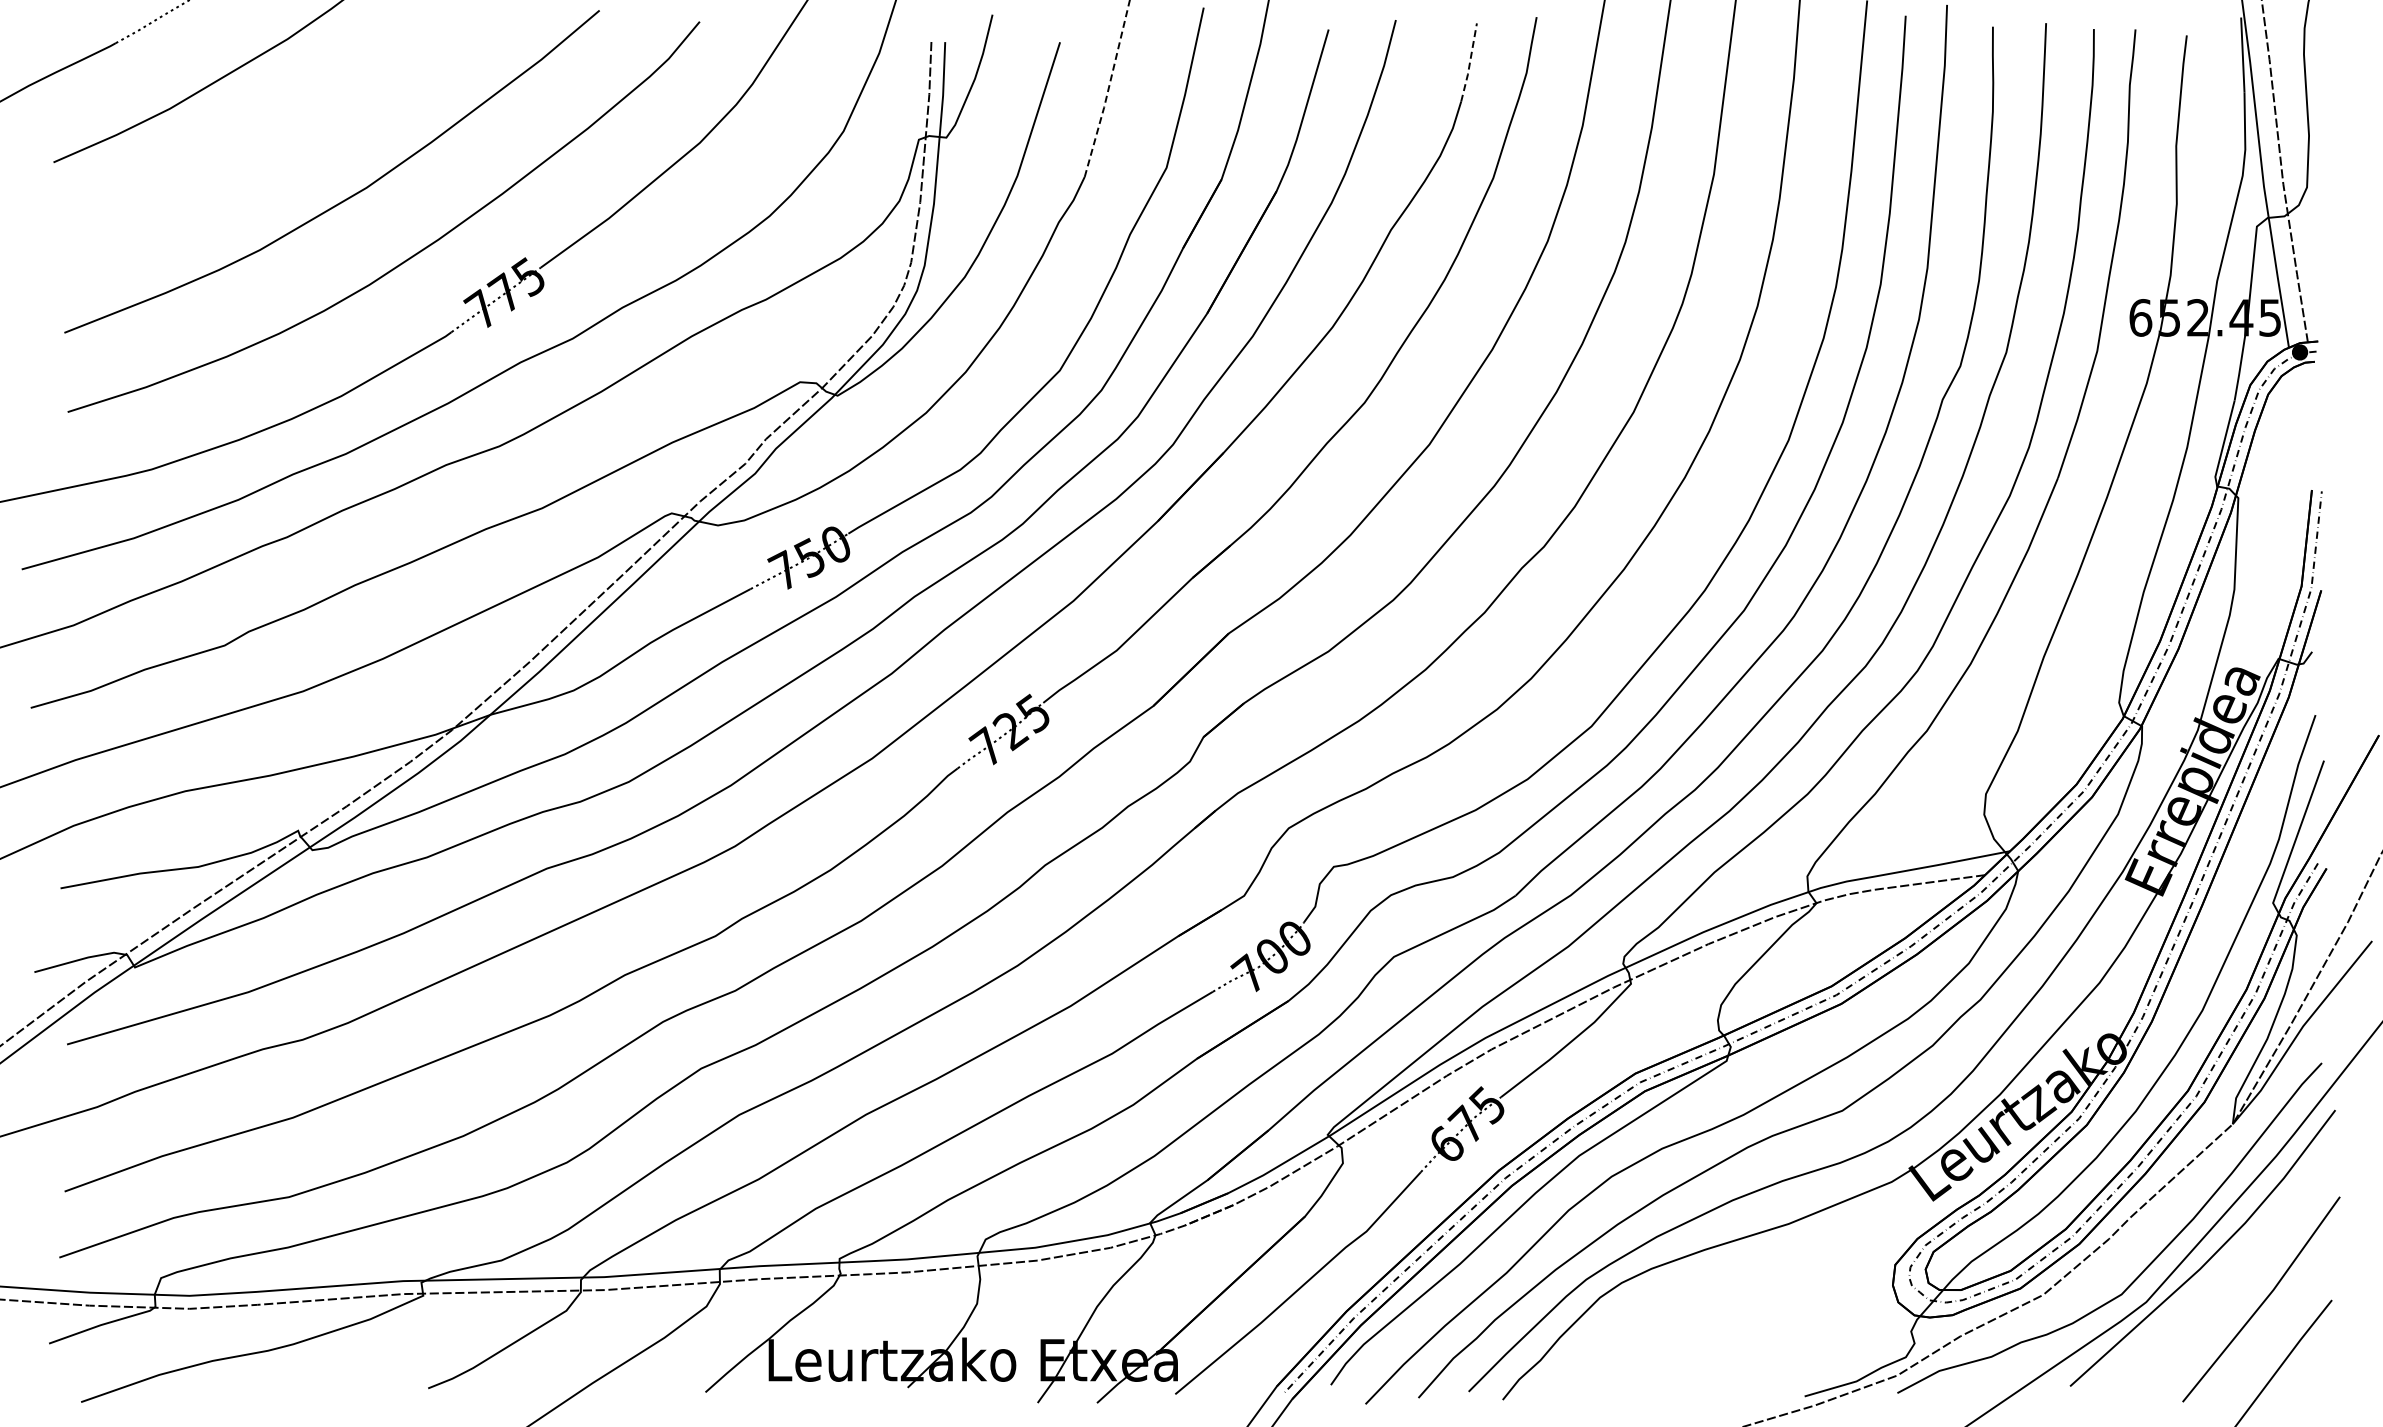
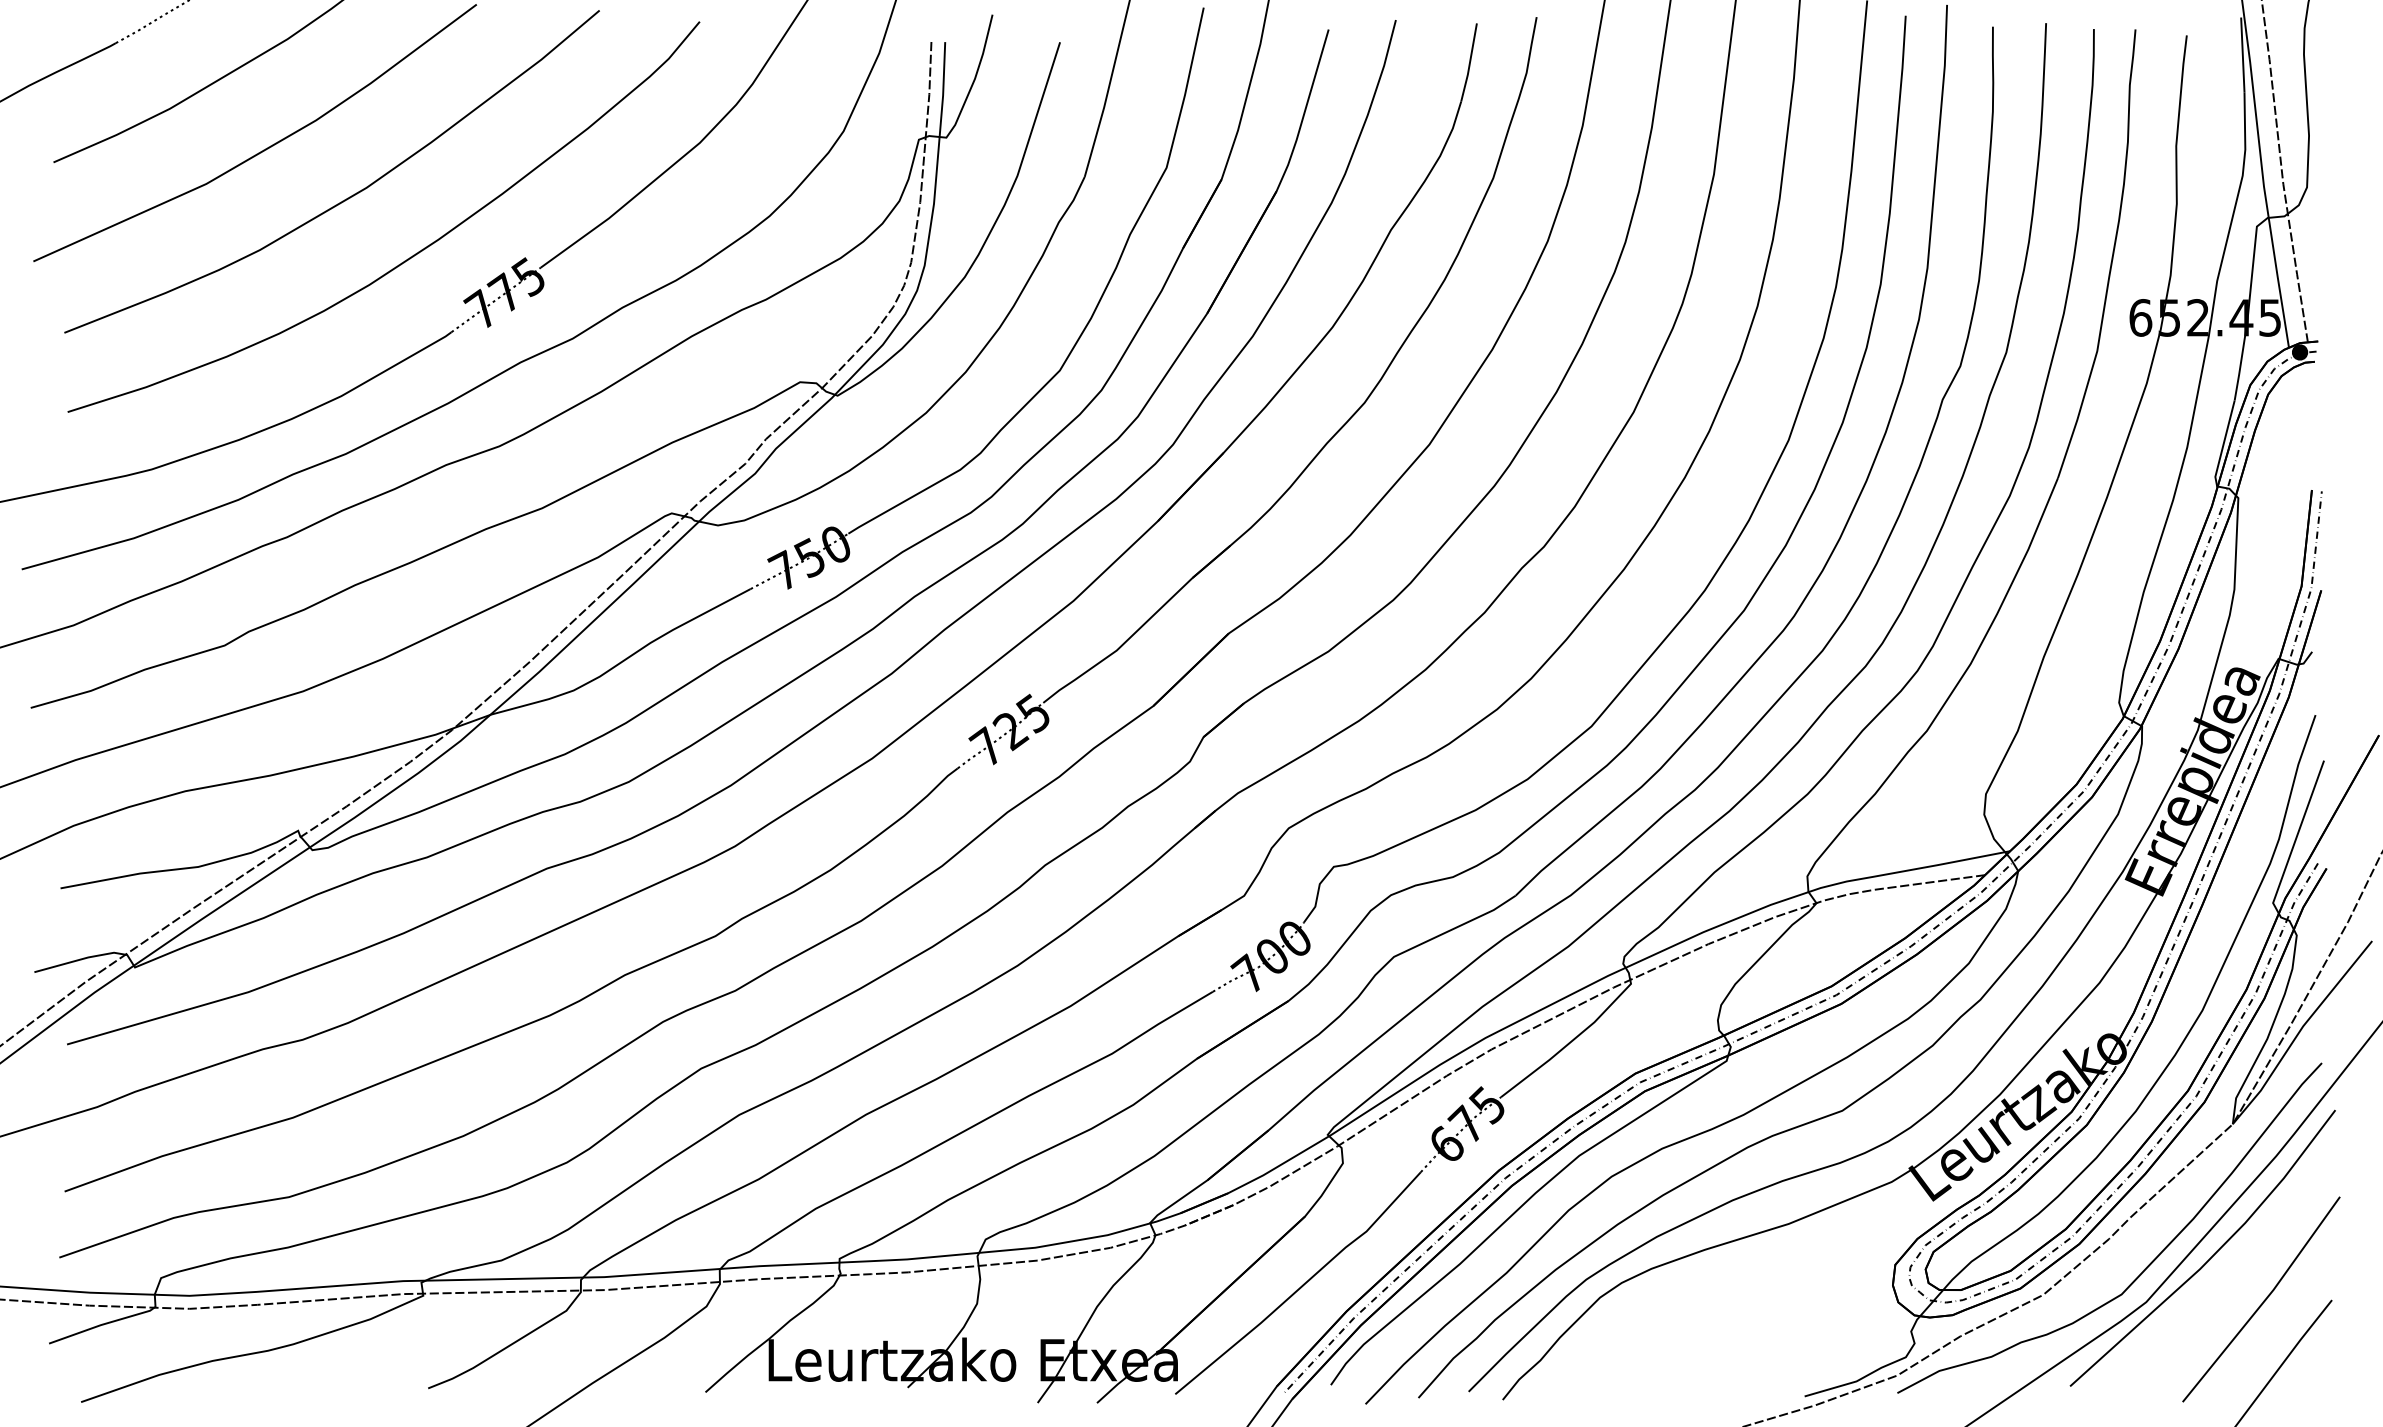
line: dashed -> solid (1469, 63)
line: dashed -> solid (1108, 89)
line: none -> present (263, 149)
